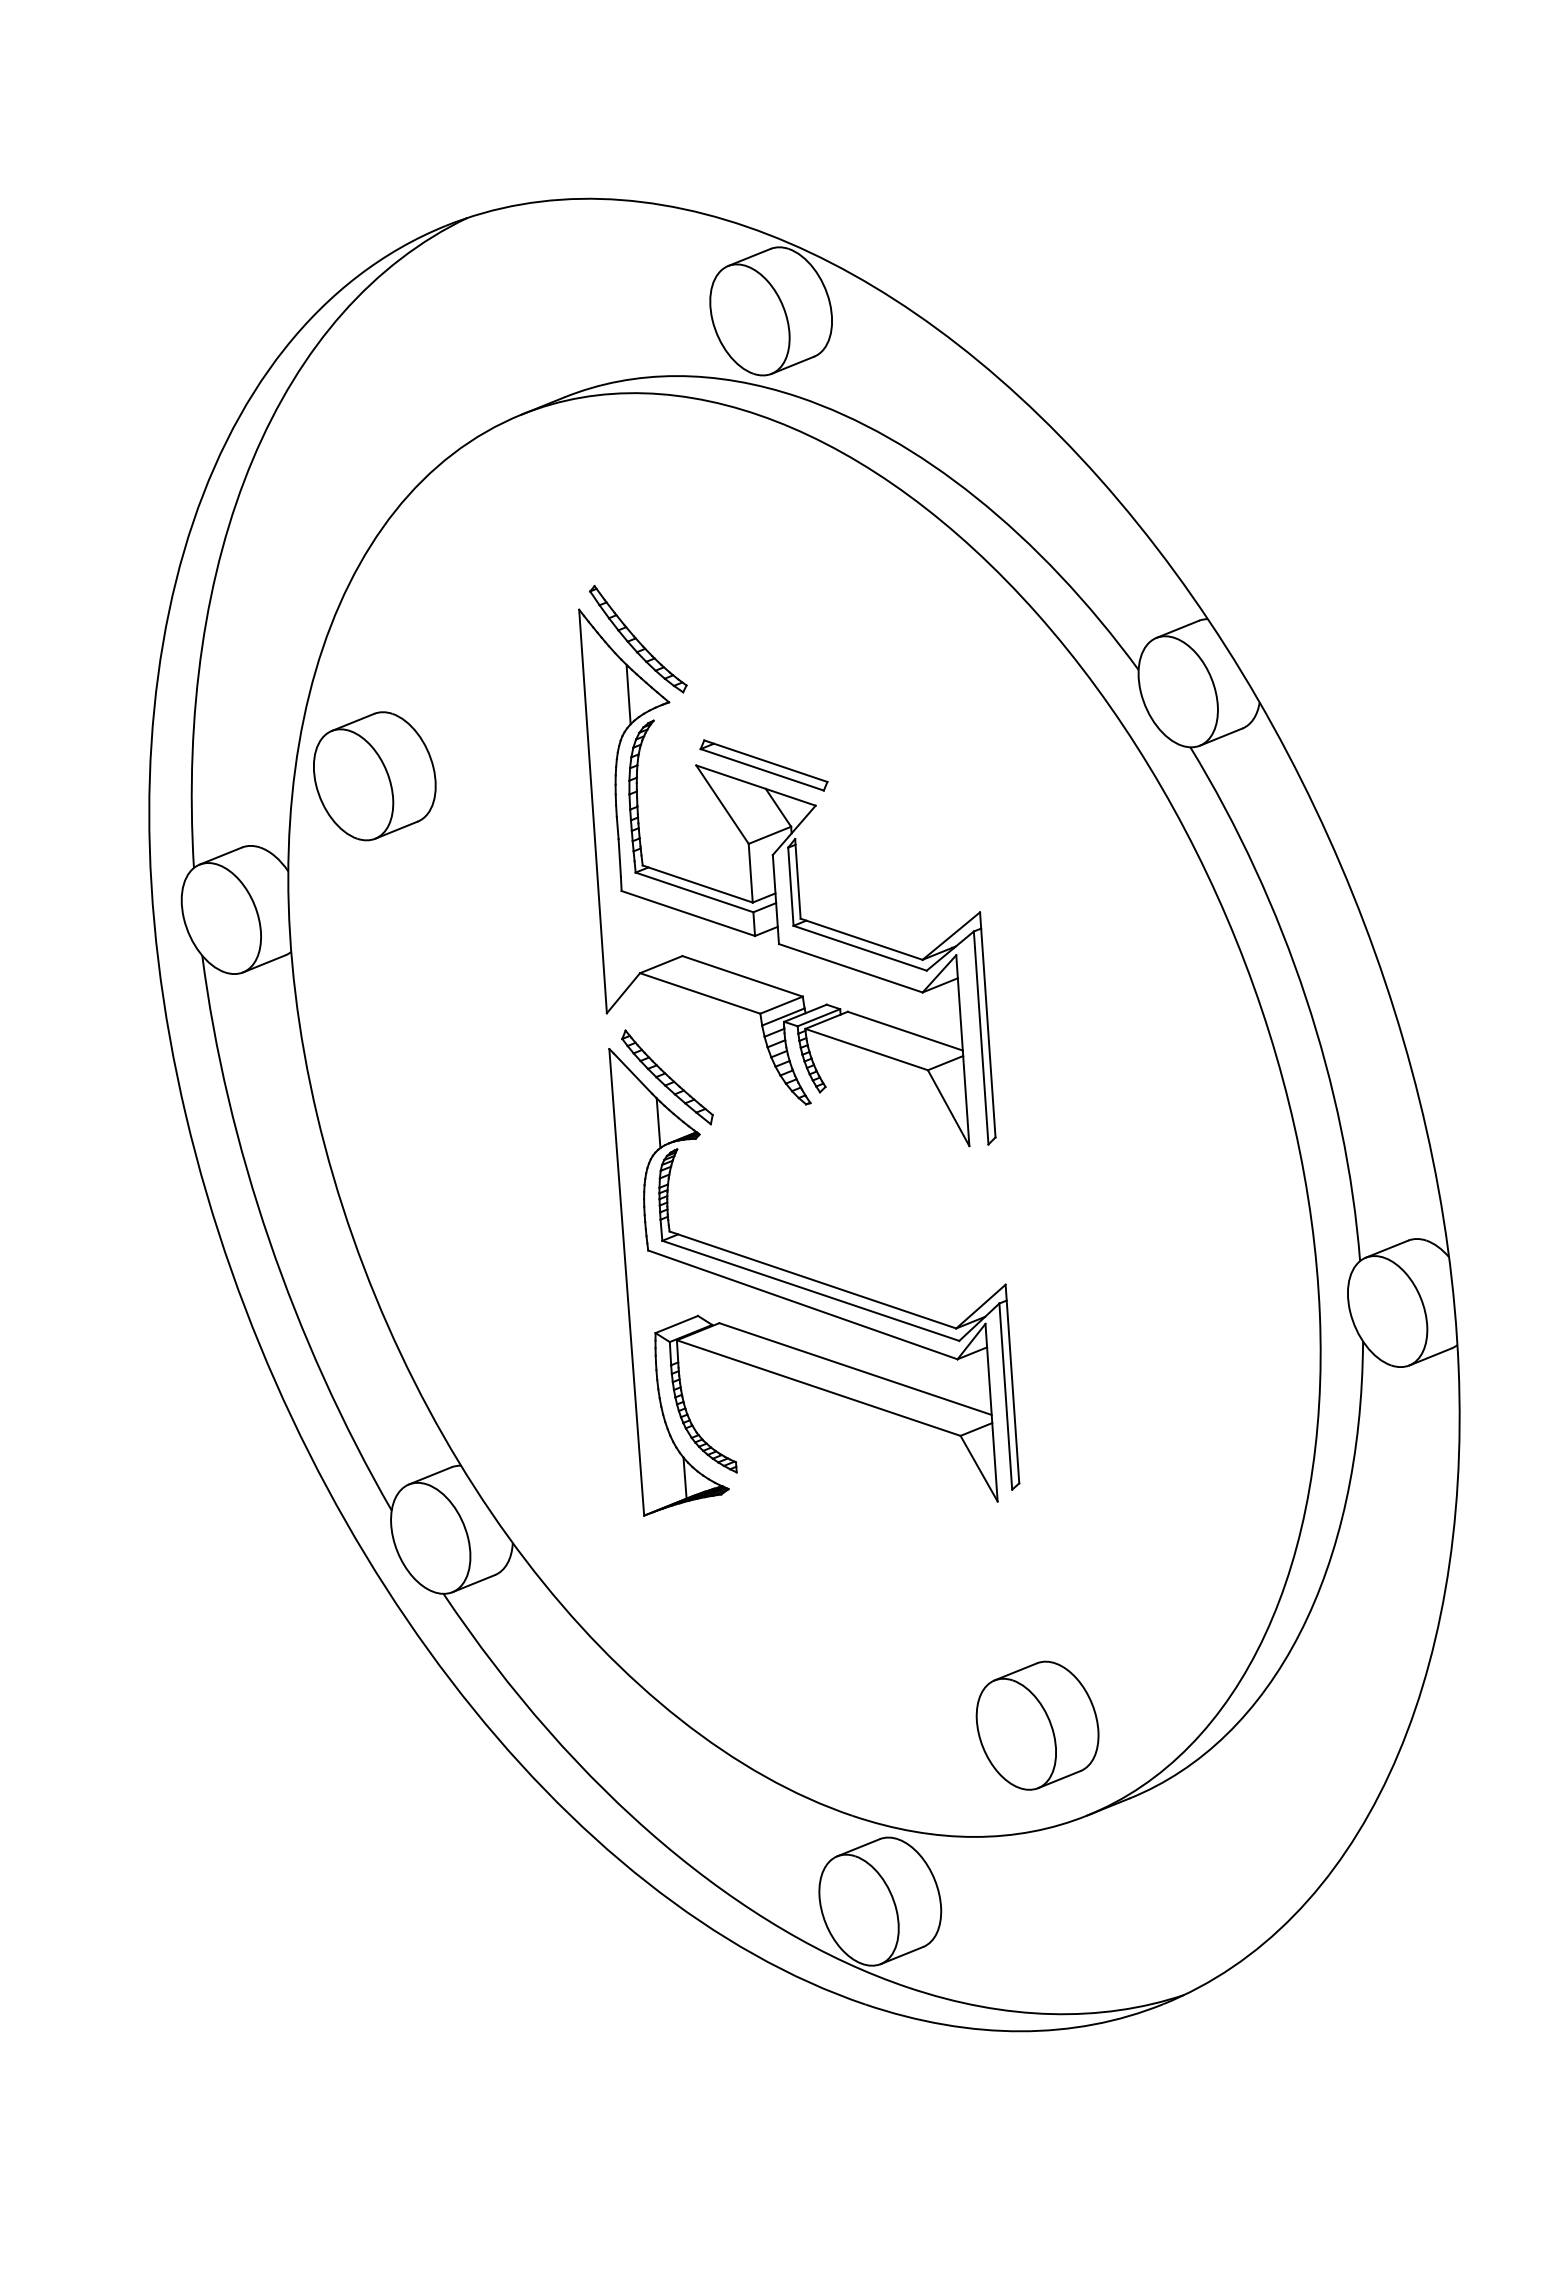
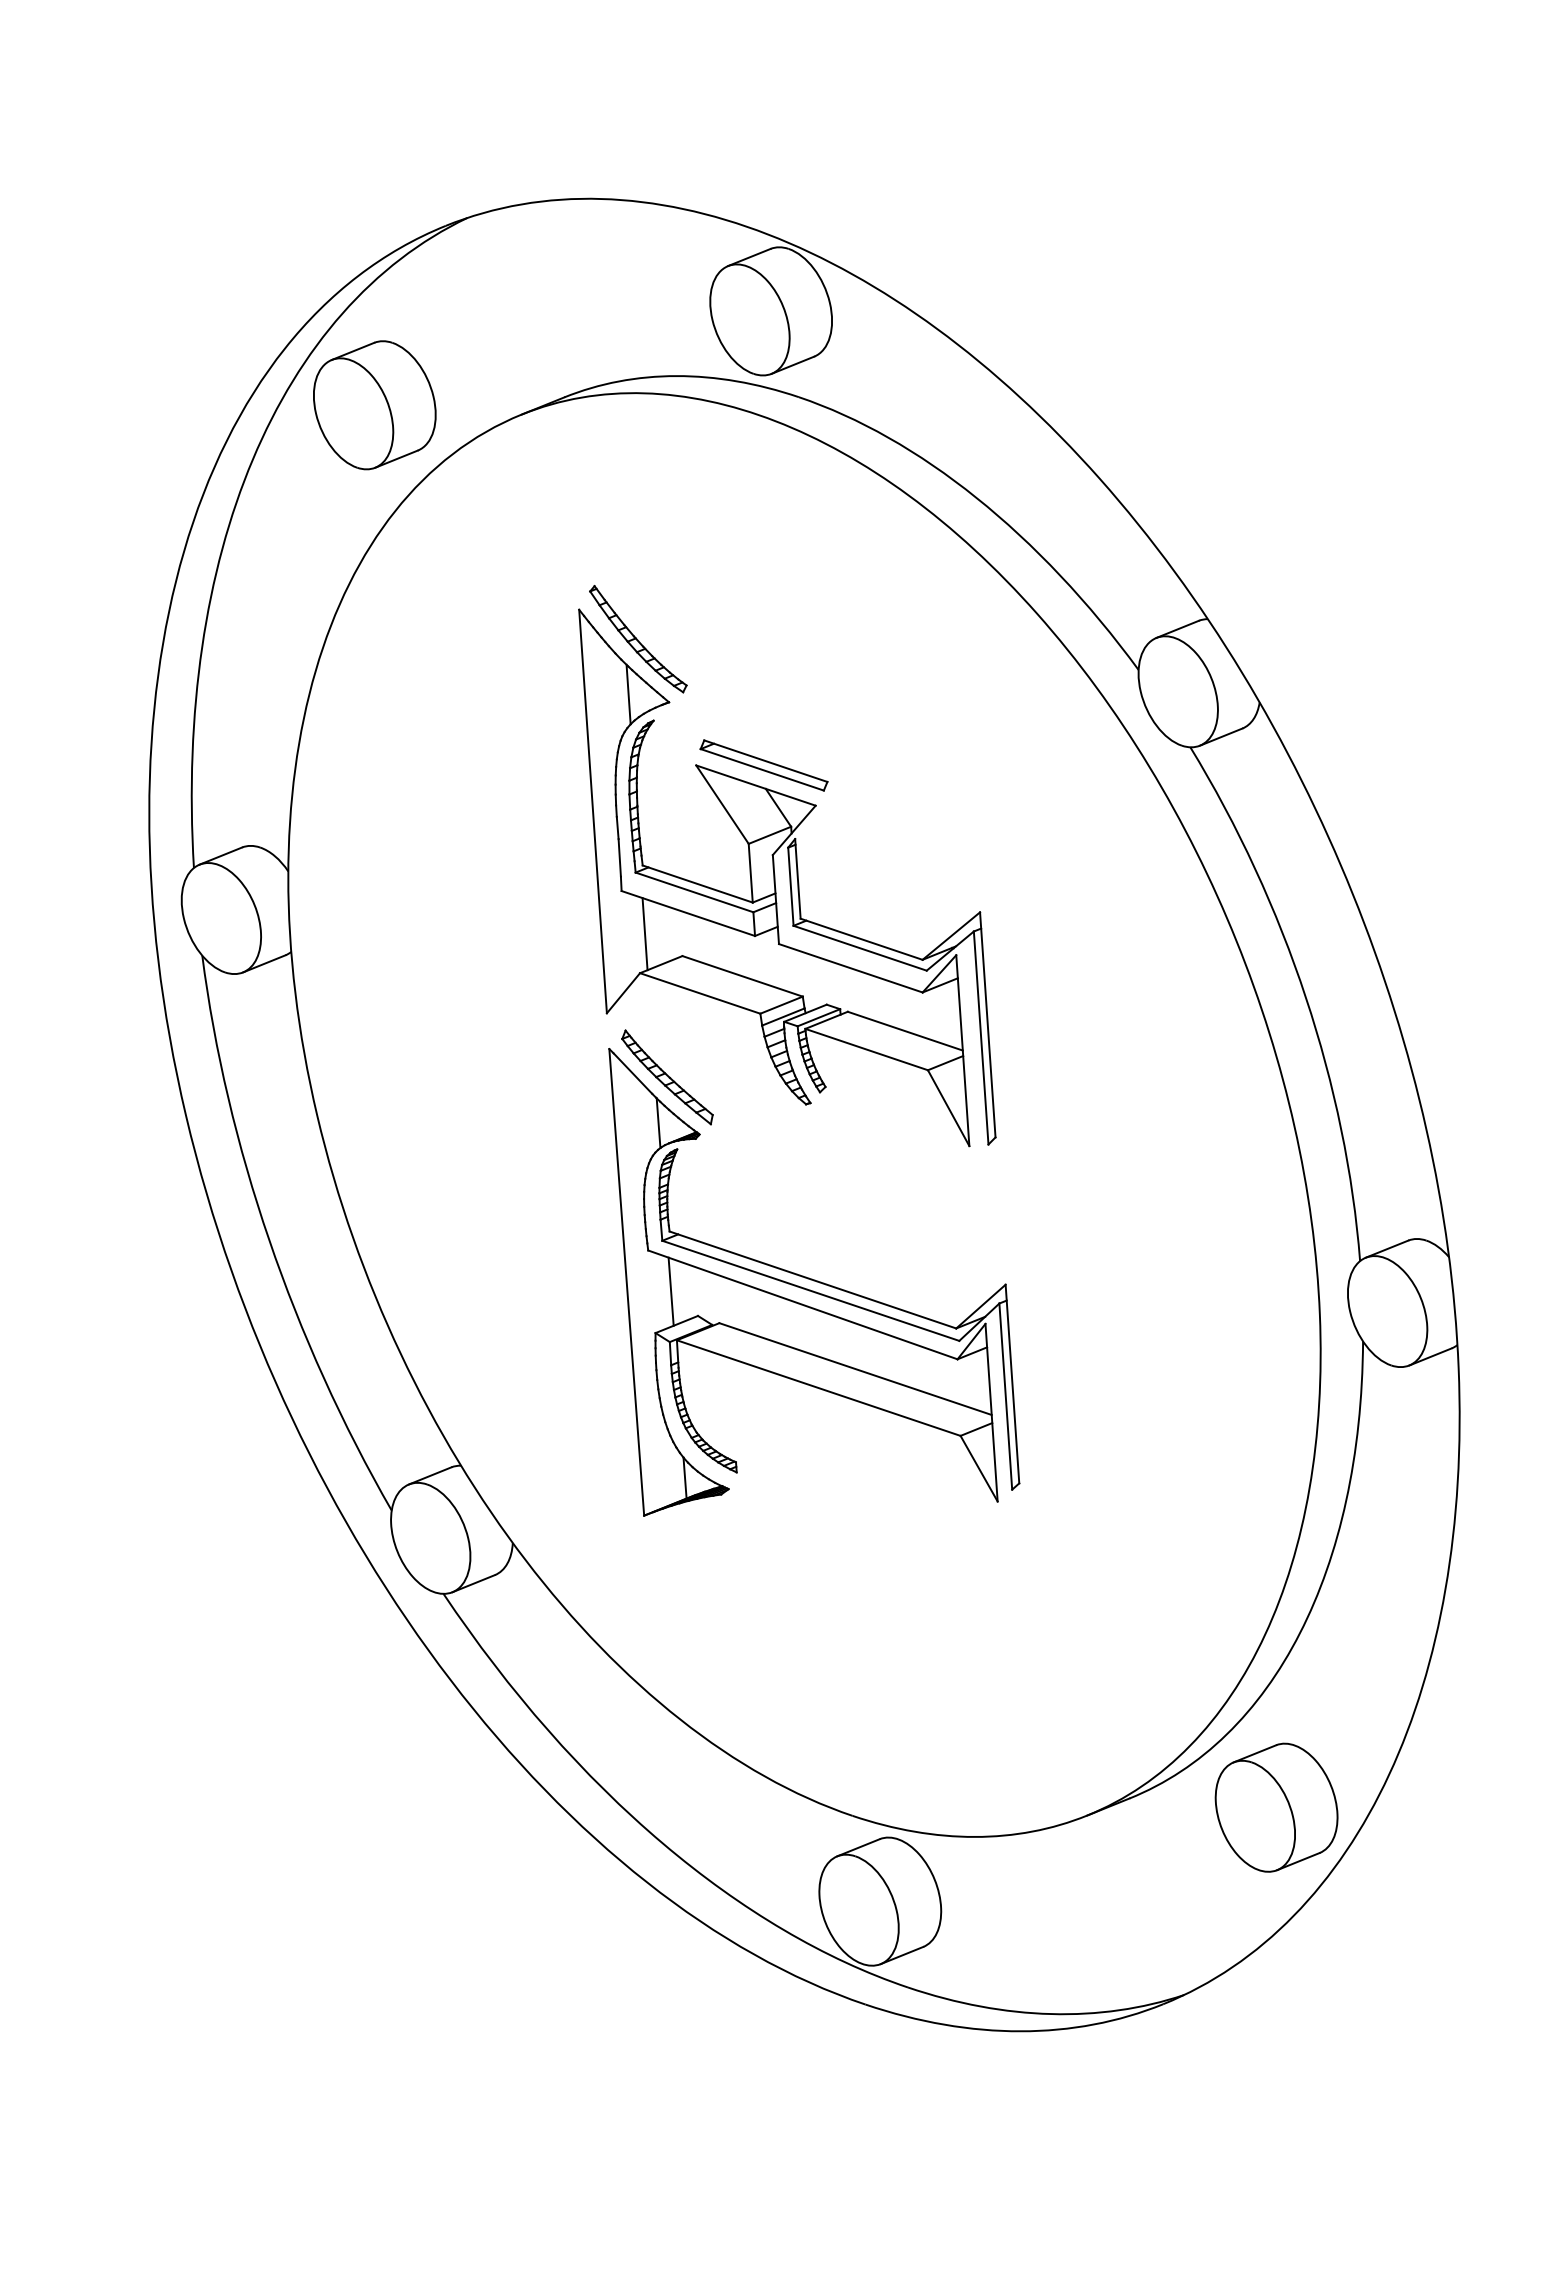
part position: (374, 776) -> (374, 405) (374, 405)
line: none -> present (644, 934)
line: none -> present (670, 1291)
part position: (1037, 1725) -> (1276, 1807) (1276, 1807)
